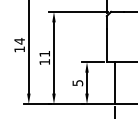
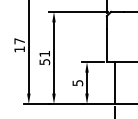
text: 14 -> 17 (19, 41)
text: 11 -> 51 (44, 62)
